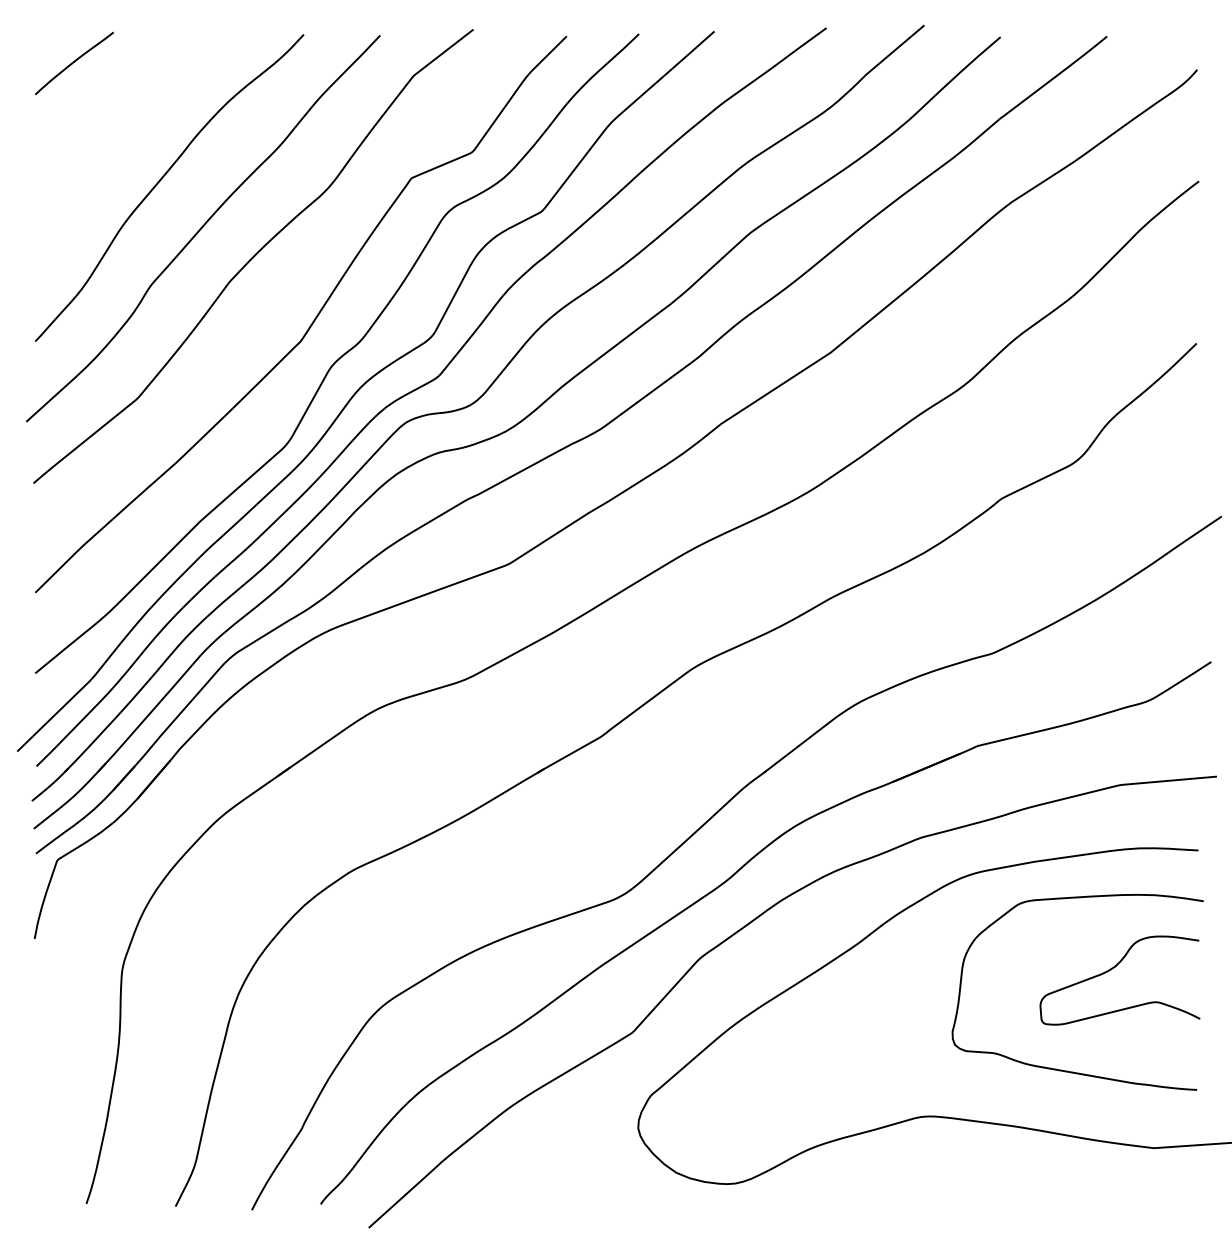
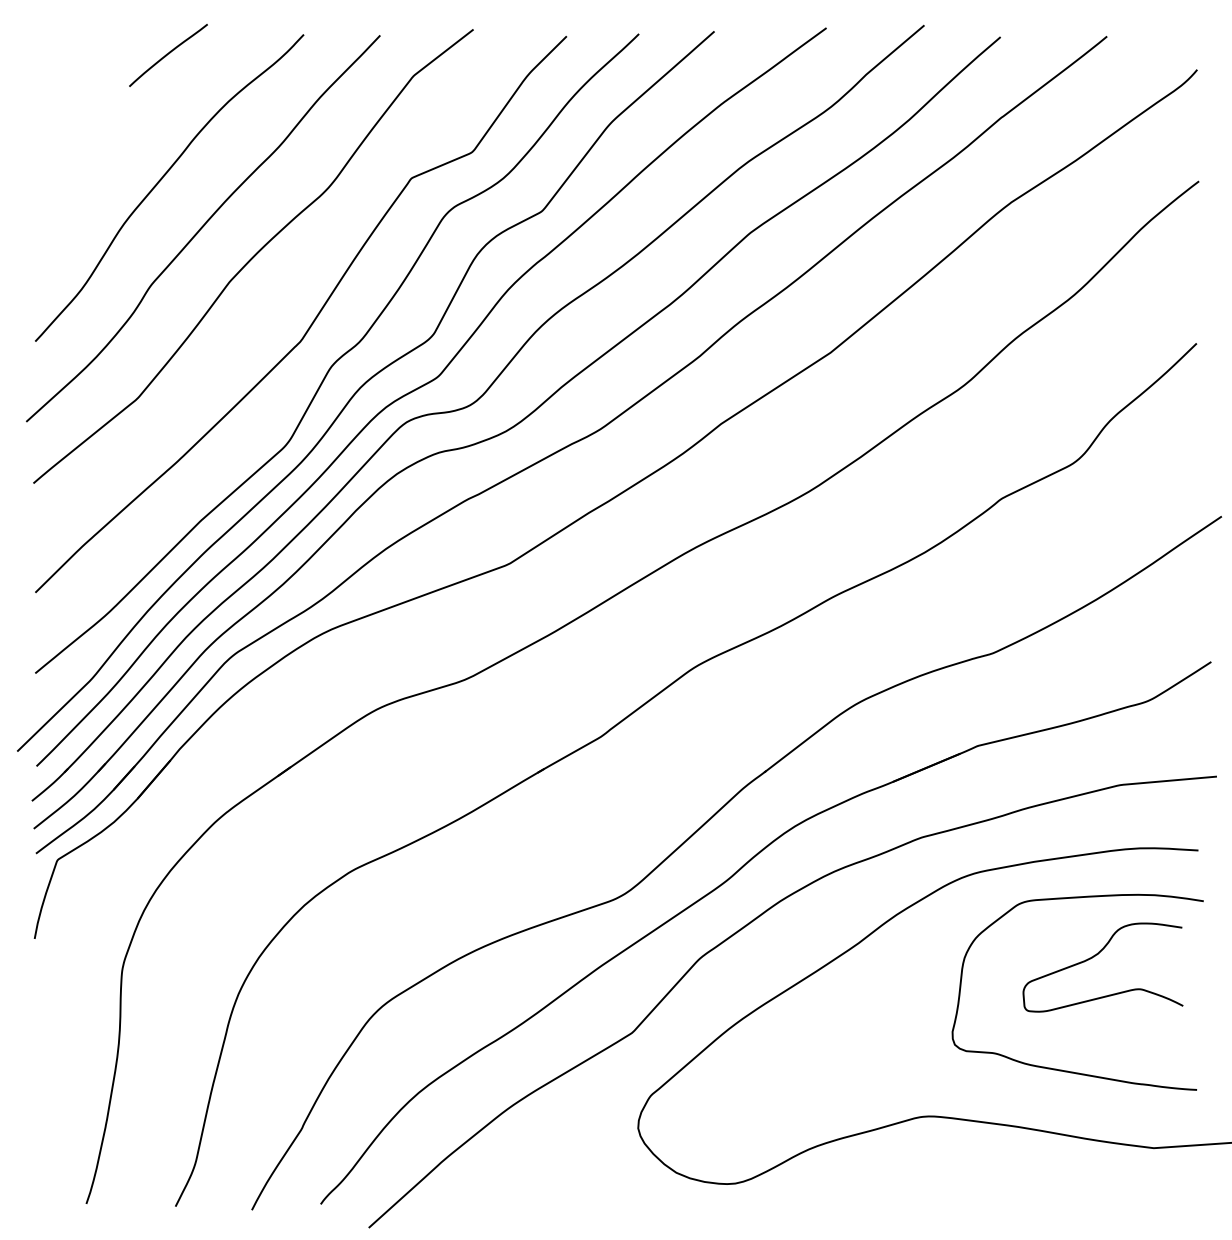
curve position: (74, 62) -> (168, 54) (168, 54)
curve position: (1111, 970) -> (1094, 957) (1094, 957)
